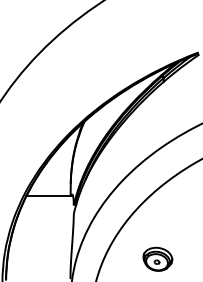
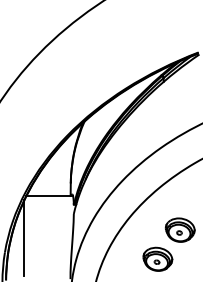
part: none -> present (179, 229)
line: none -> present (24, 238)
